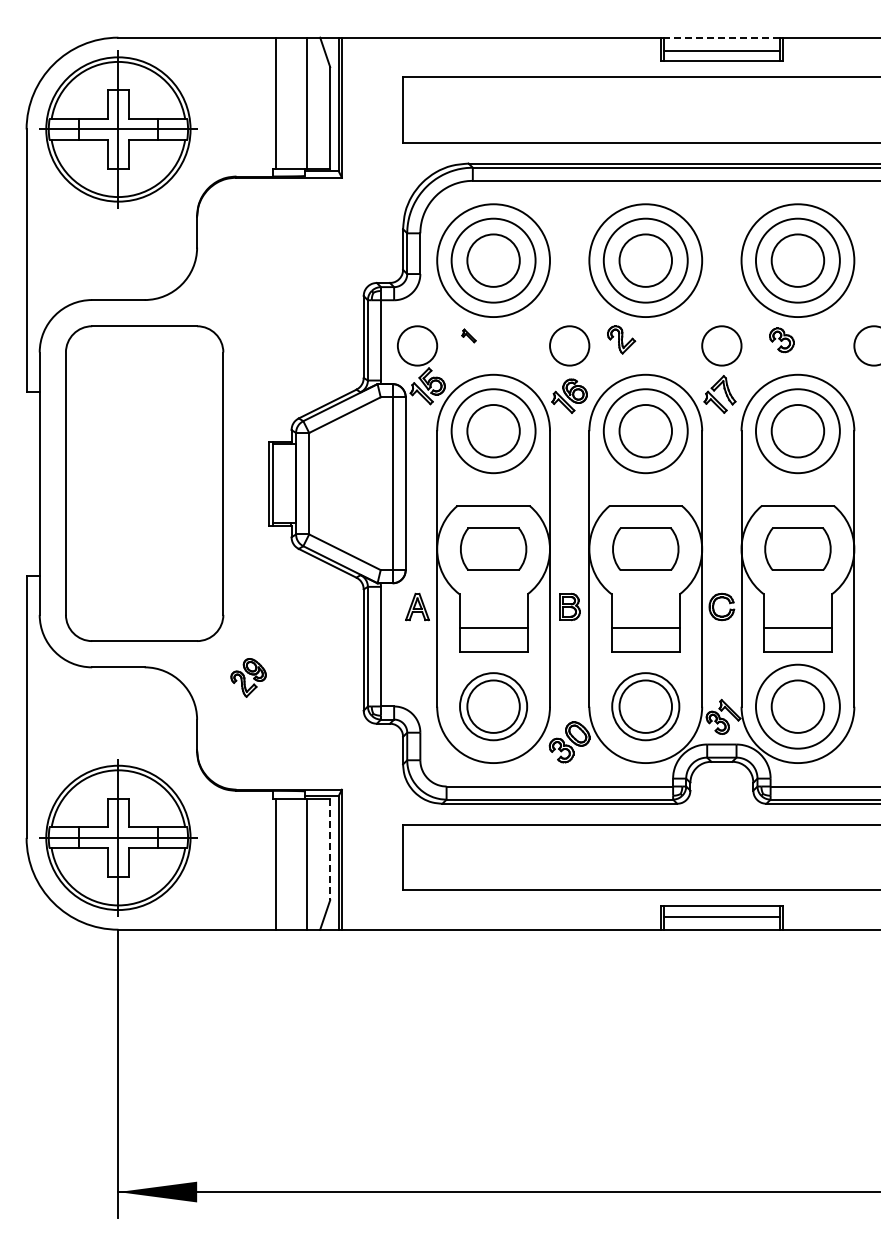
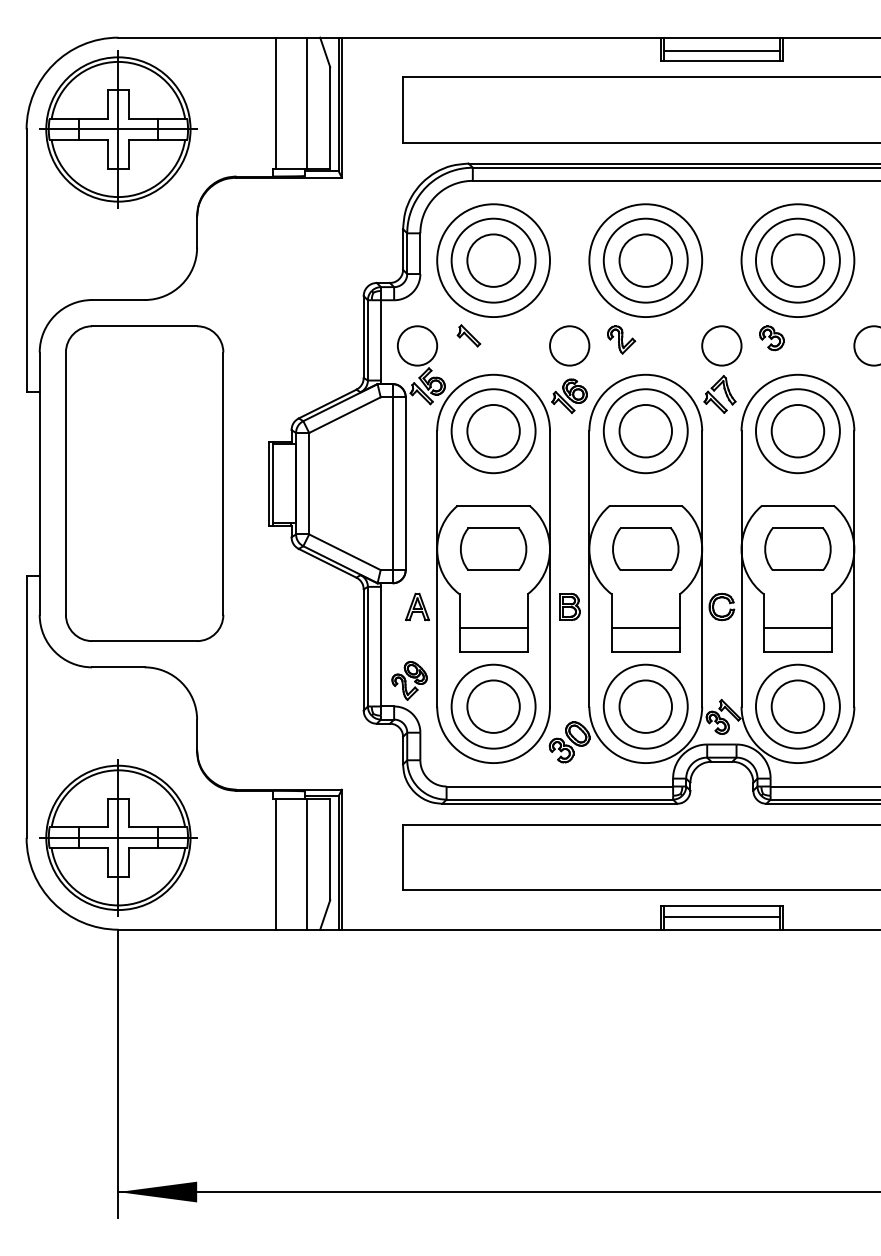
line: dashed -> solid (721, 37)
part size: 16x16 px -> 26x24 px (468, 335)
part position: (781, 340) -> (771, 338) (771, 338)
part position: (248, 677) -> (409, 680) (409, 680)
circle diameter: 67 px -> 84 px (493, 706)
circle diameter: 67 px -> 84 px (645, 706)
line: dashed -> solid (330, 849)
